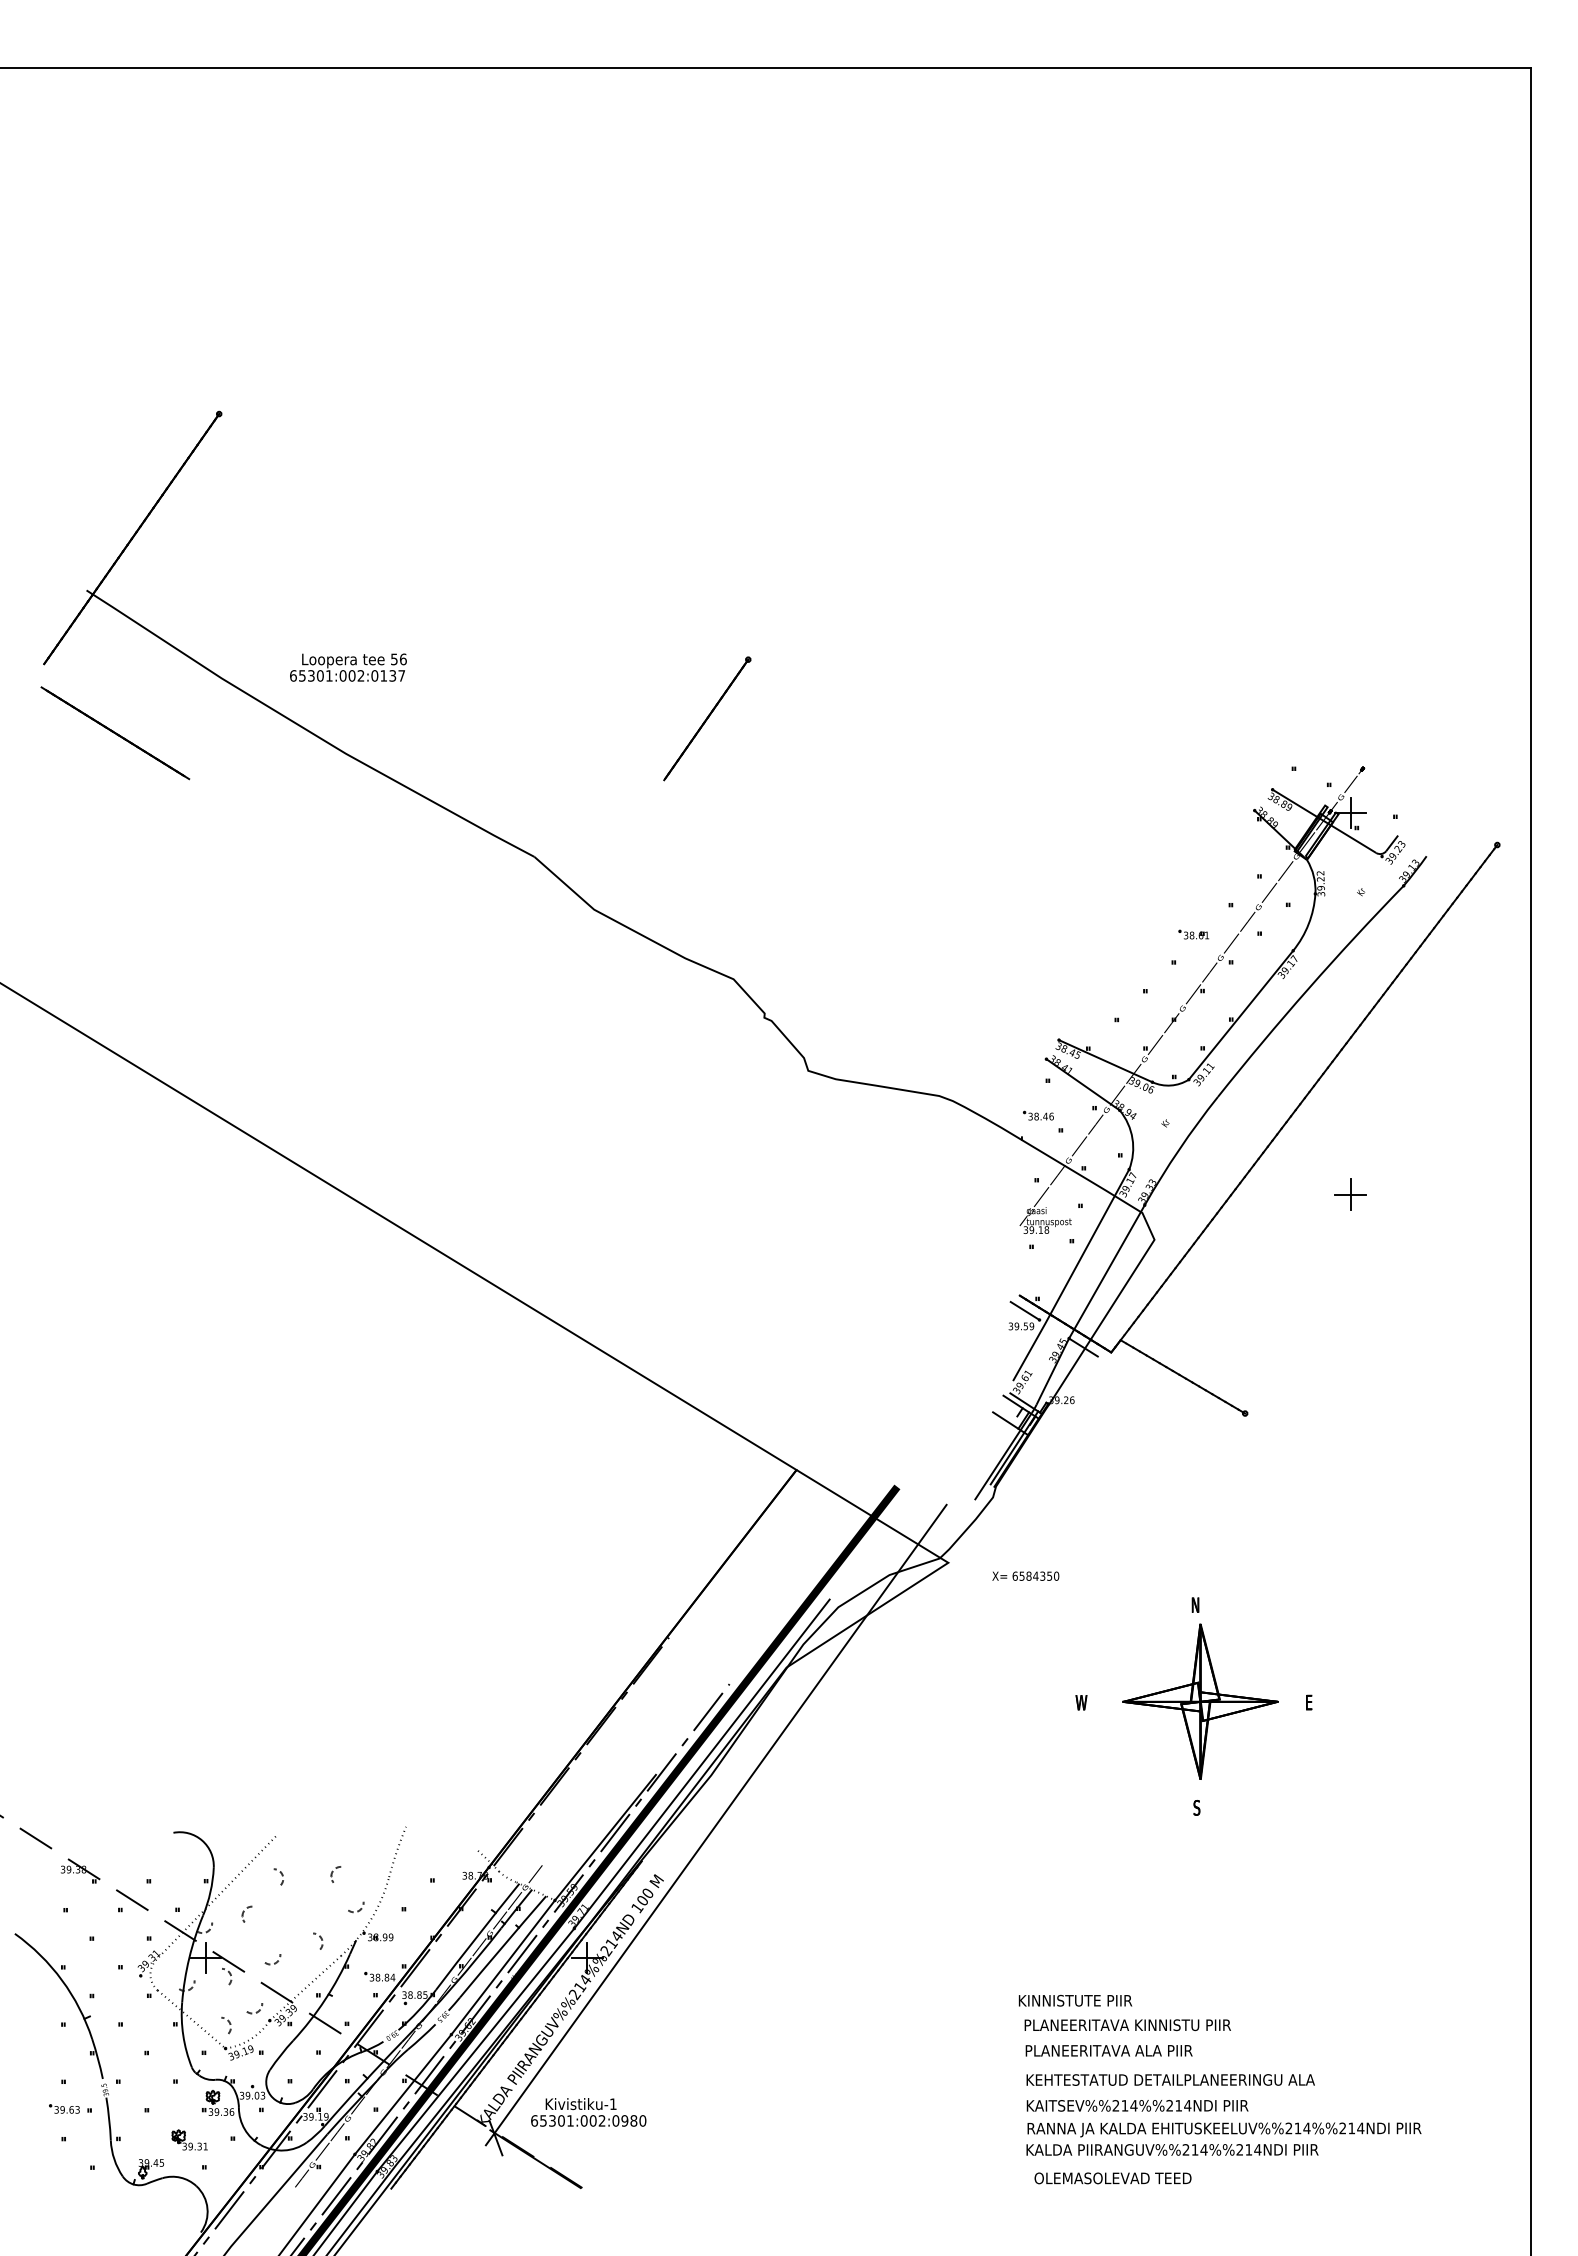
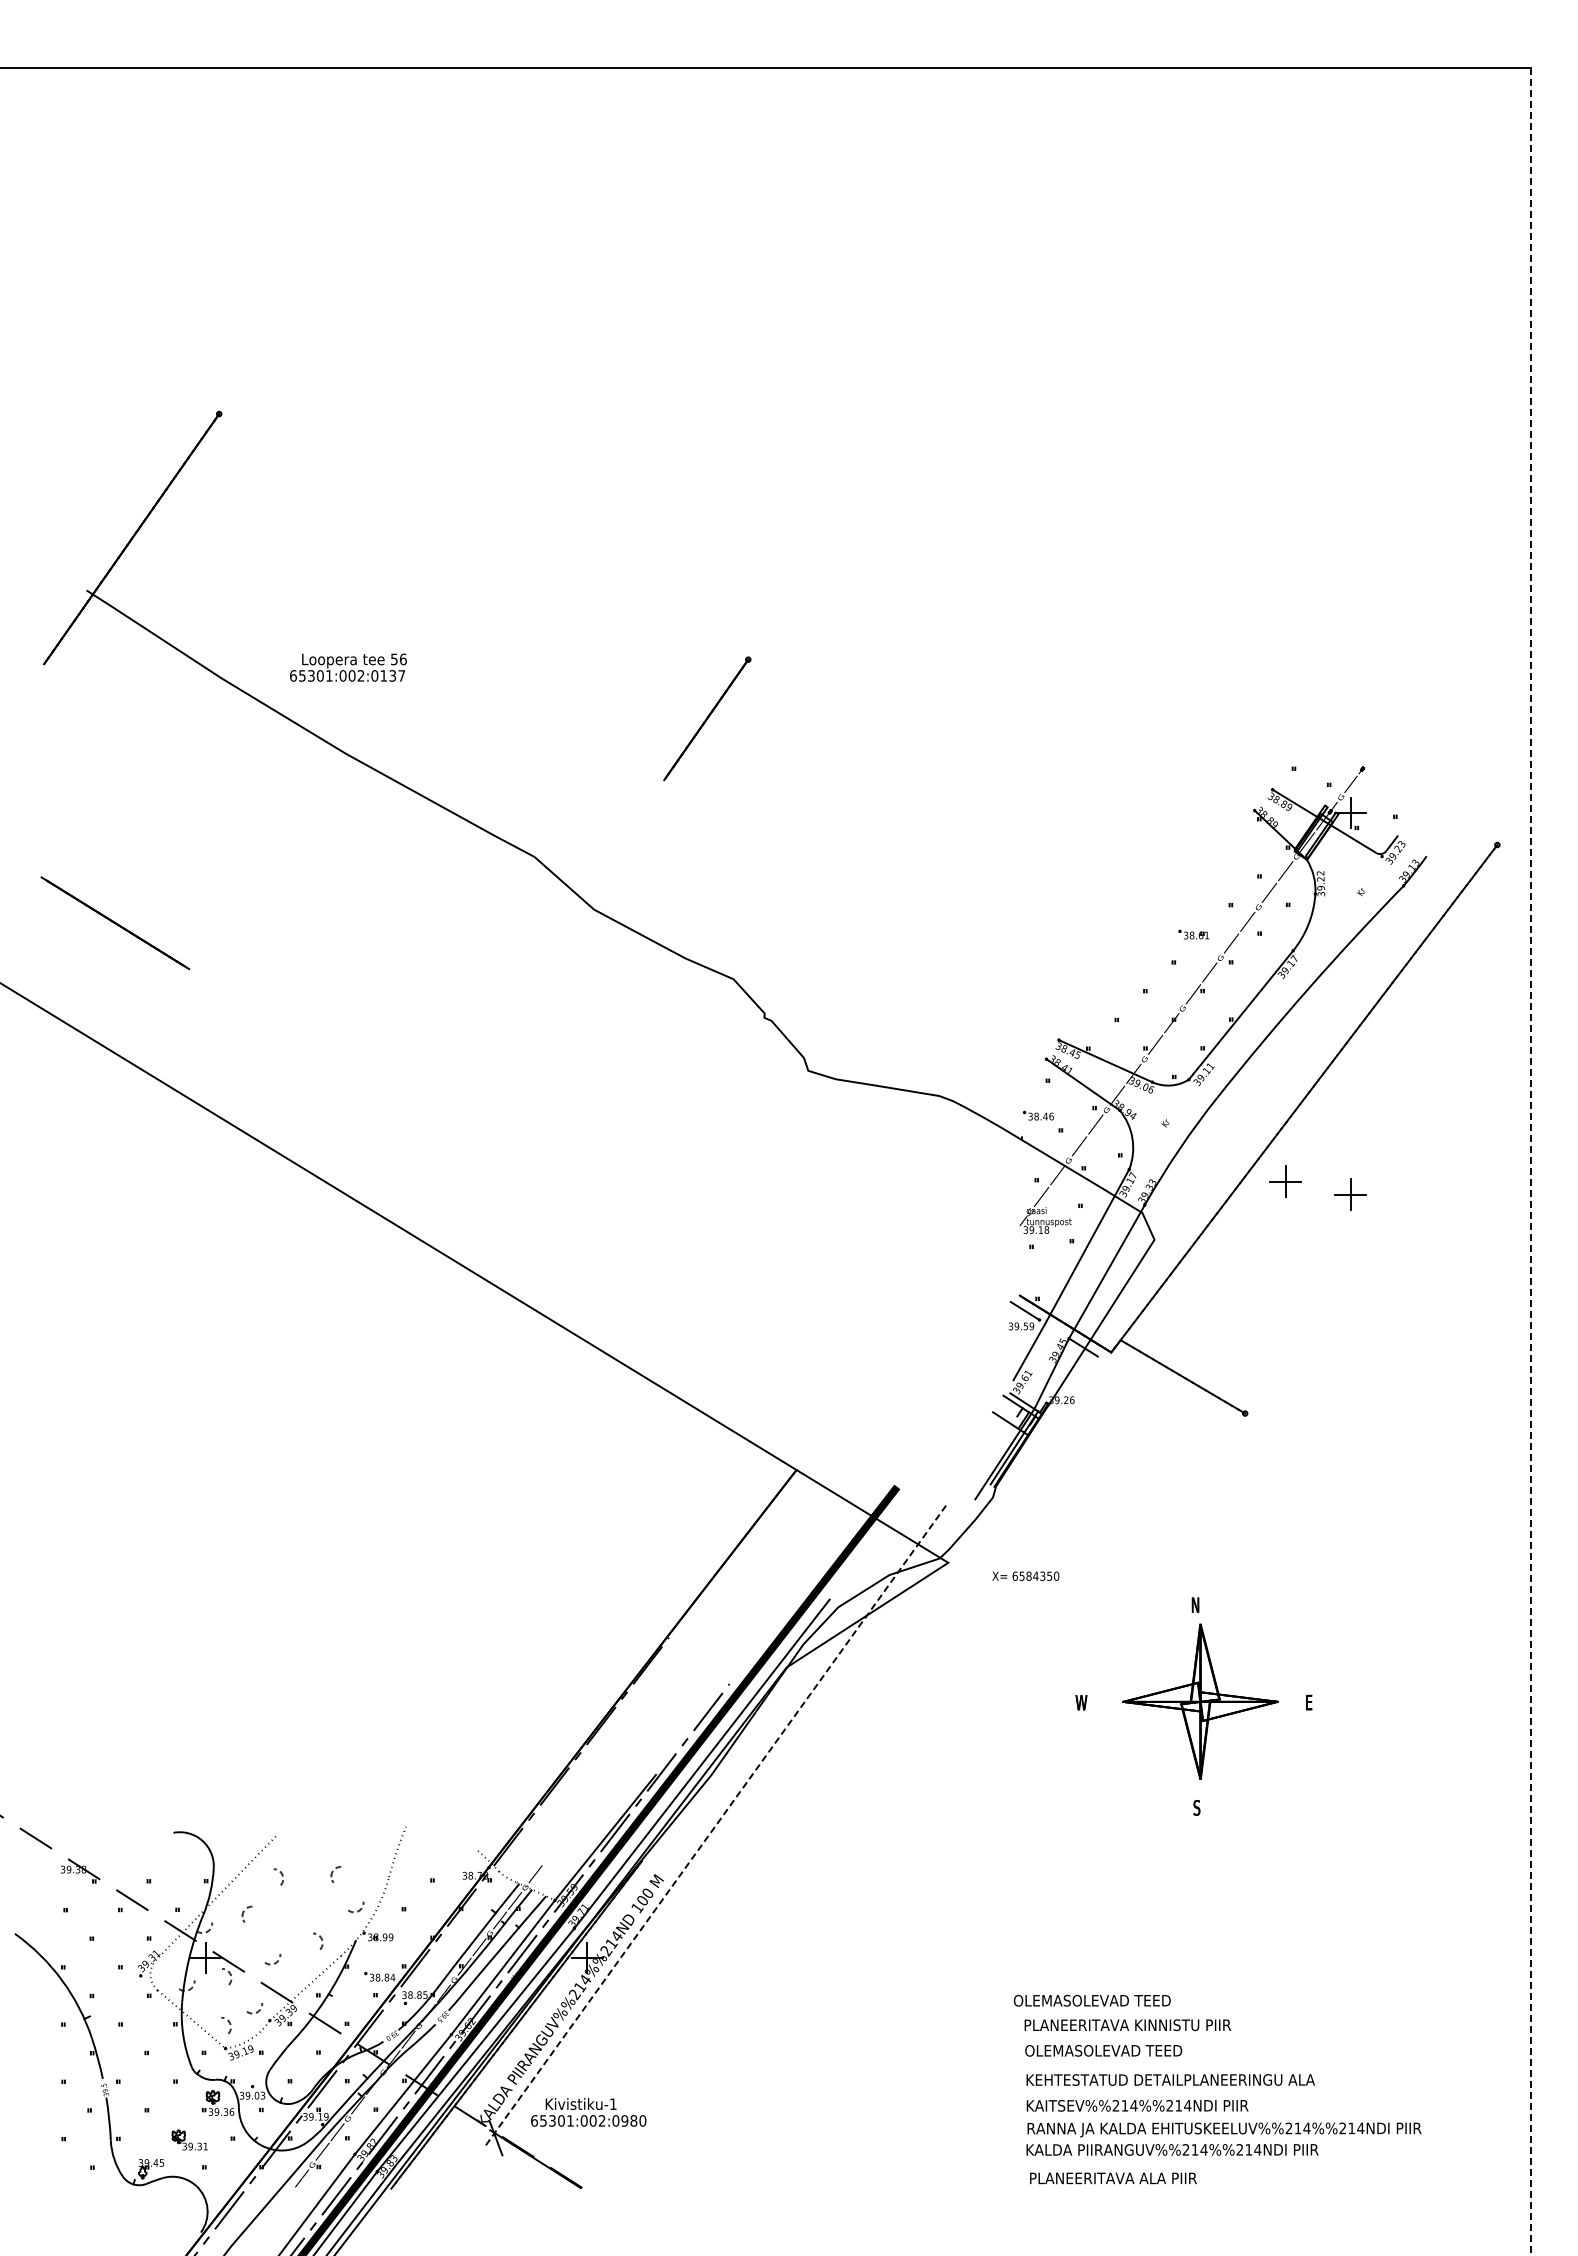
line position: (115, 733) -> (115, 923) (115, 923)
line: solid -> dashed (1530, 1161)
part: none -> present (1285, 1181)
line: solid -> dashed (716, 1824)
text: KINNISTUTE PIIR -> OLEMASOLEVAD TEED (1091, 2000)
text: PLANEERITAVA ALA PIIR -> OLEMASOLEVAD TEED (1108, 2050)
part: present -> none (64, 2108)
text: OLEMASOLEVAD TEED -> PLANEERITAVA ALA PIIR (1113, 2178)
